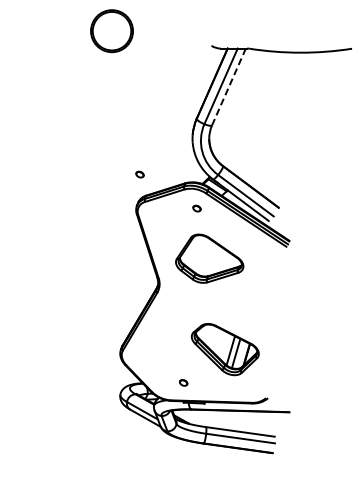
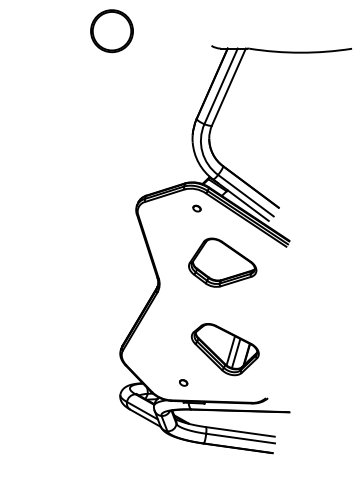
line: dashed -> solid (228, 86)
part: present -> none (139, 174)
part position: (209, 258) -> (222, 262) (222, 262)
